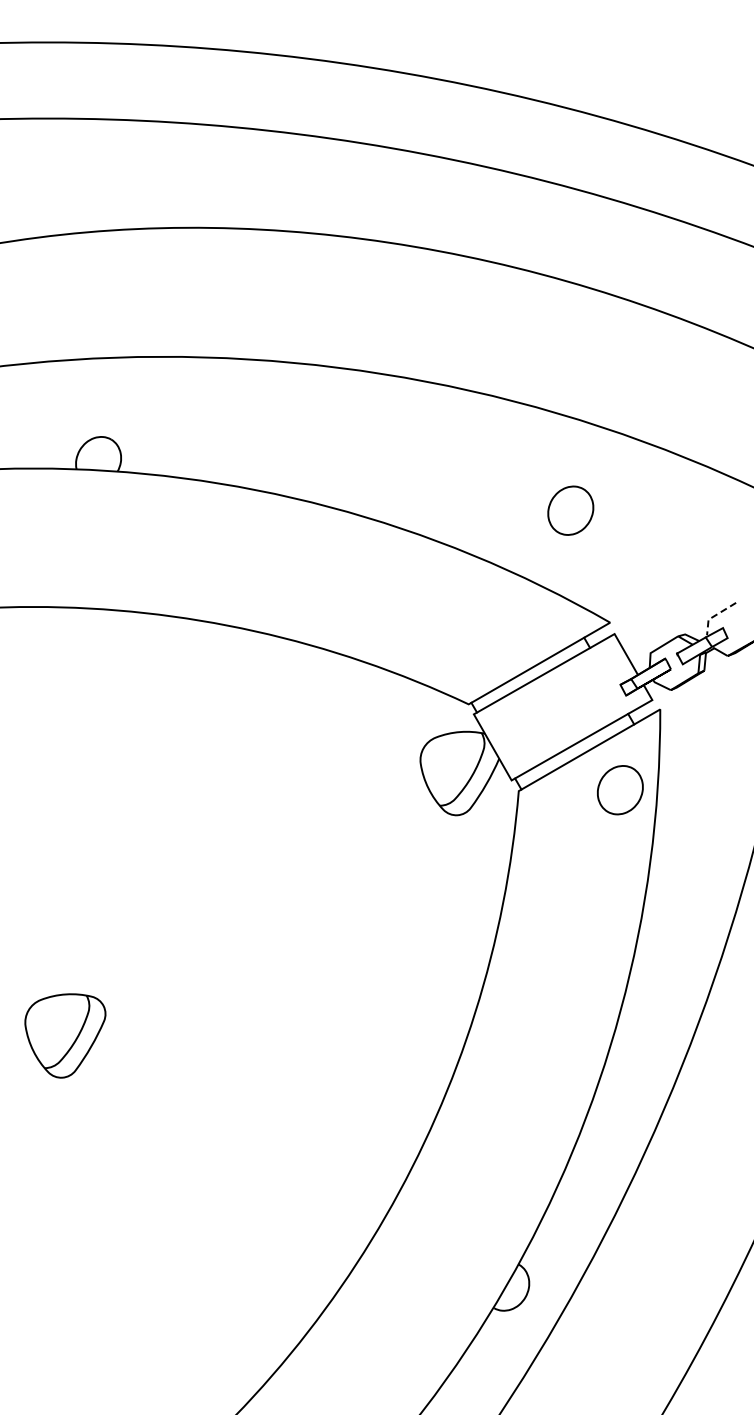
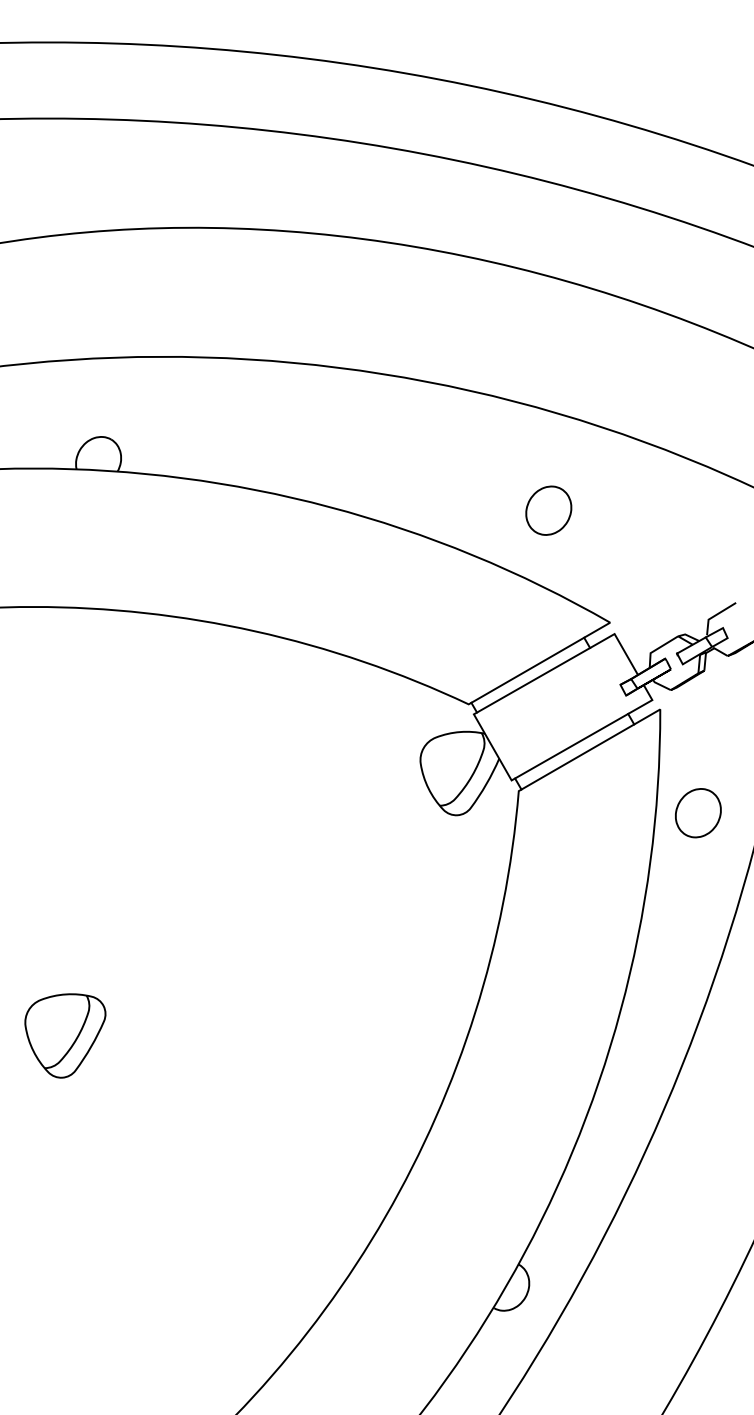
part position: (570, 510) -> (548, 510) (548, 510)
line: dashed -> solid (715, 615)
part position: (620, 790) -> (698, 813) (698, 813)
